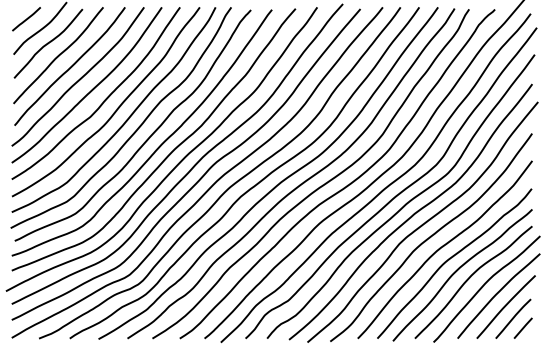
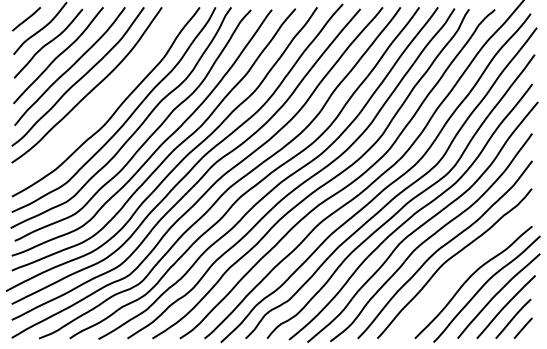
curve: present -> none (103, 100)
curve: present -> none (458, 270)
